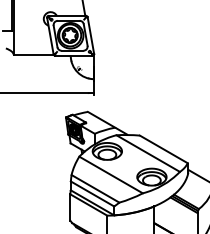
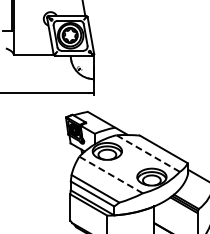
line: solid -> dashed (148, 153)
line: solid -> dashed (111, 175)
